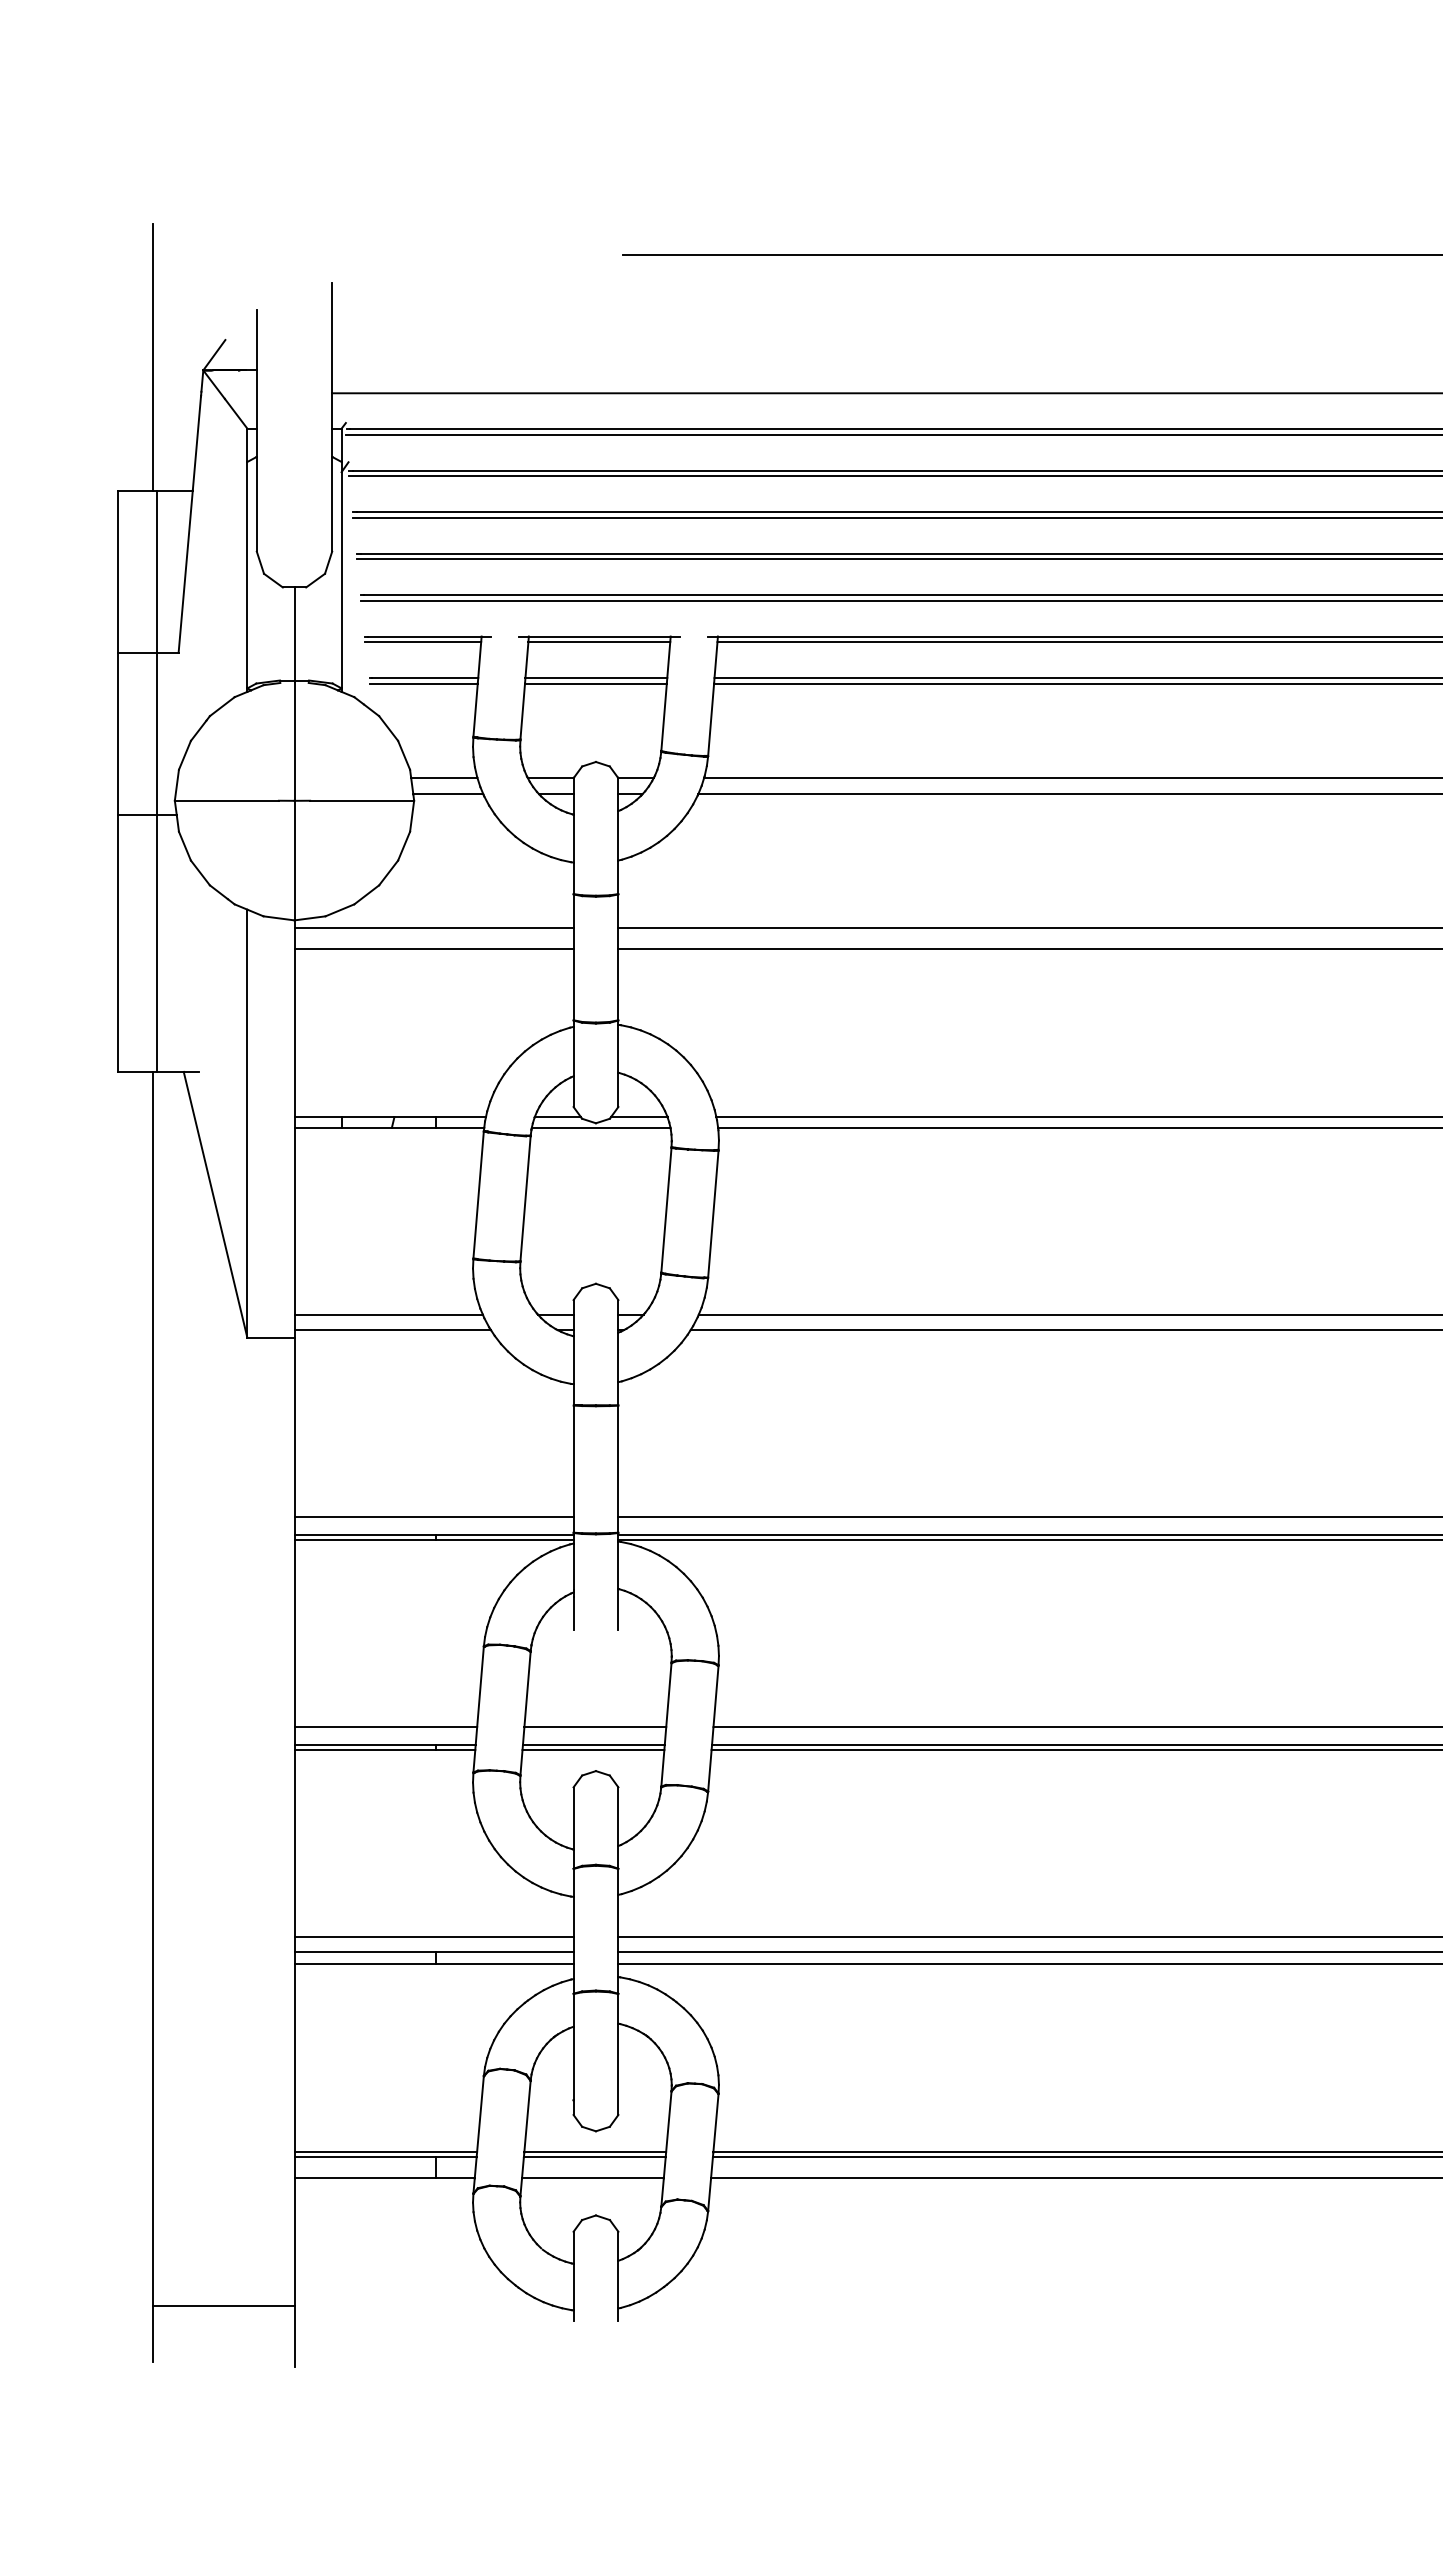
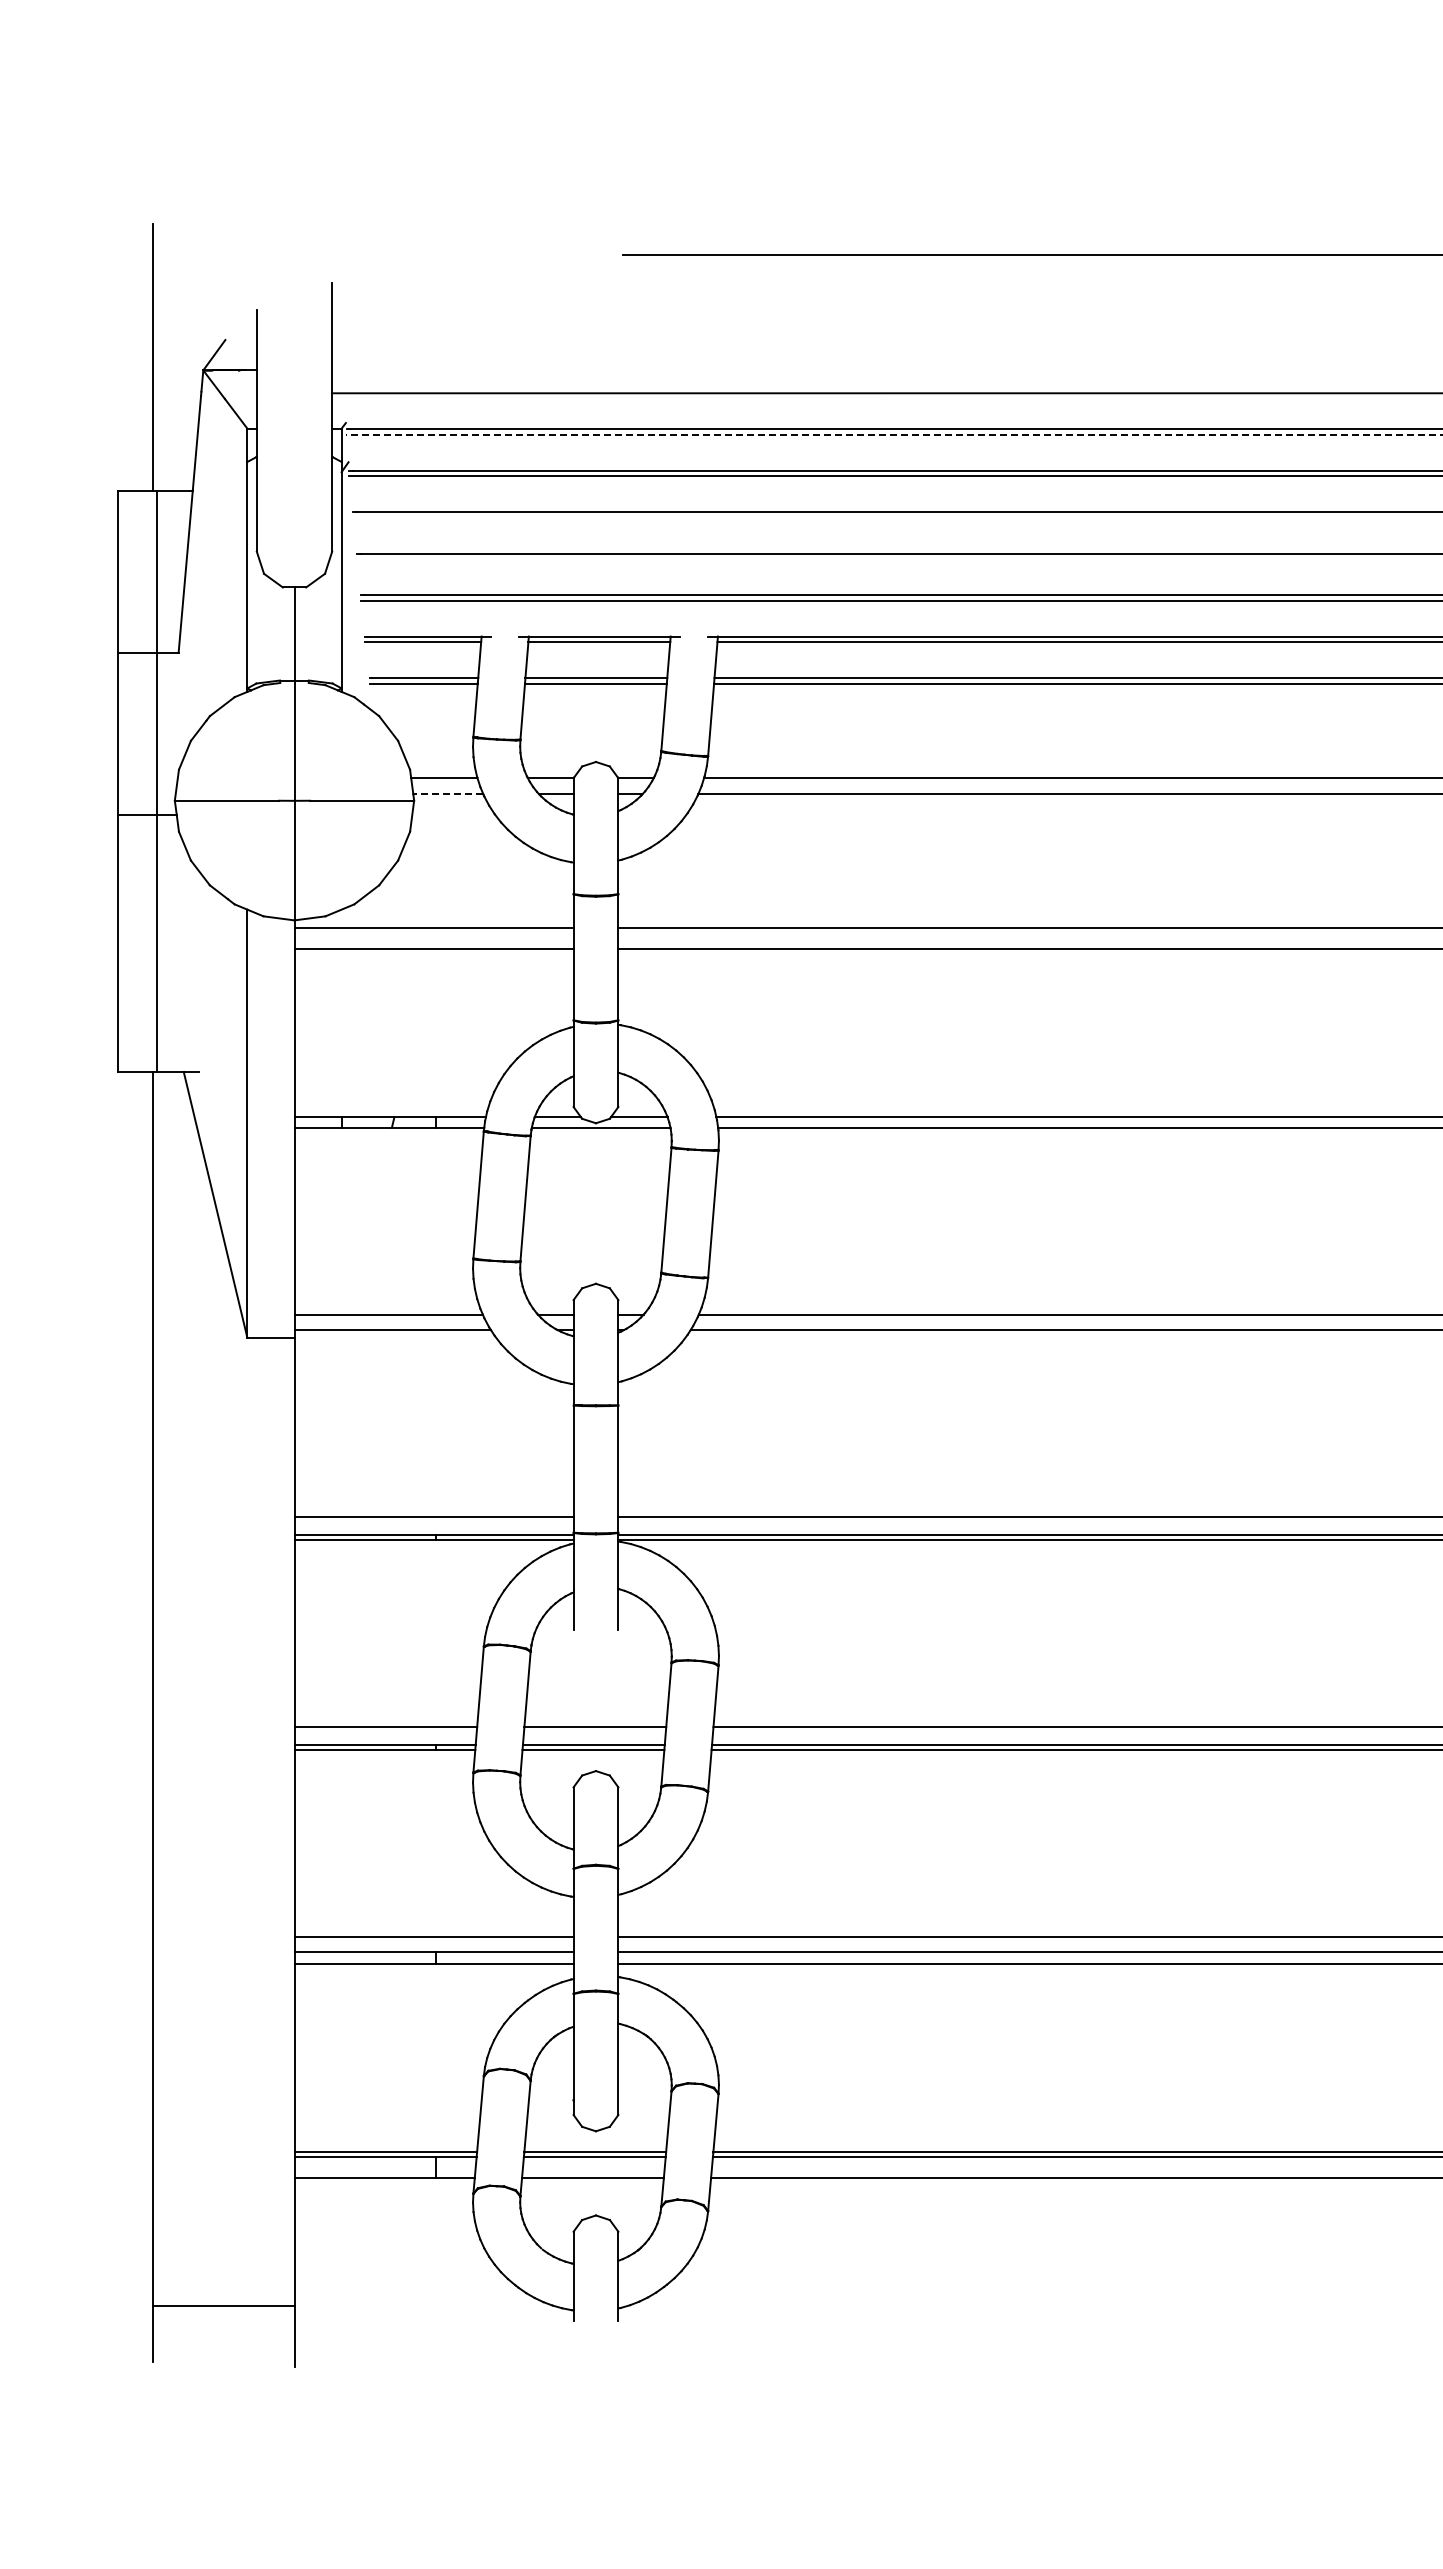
line: solid -> dashed (894, 434)
line: present -> none (896, 517)
line: present -> none (898, 559)
line: solid -> dashed (447, 794)
